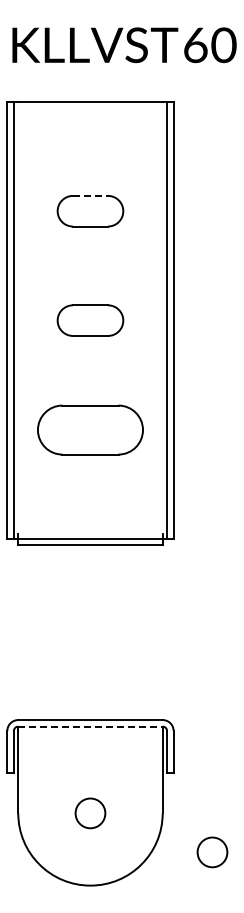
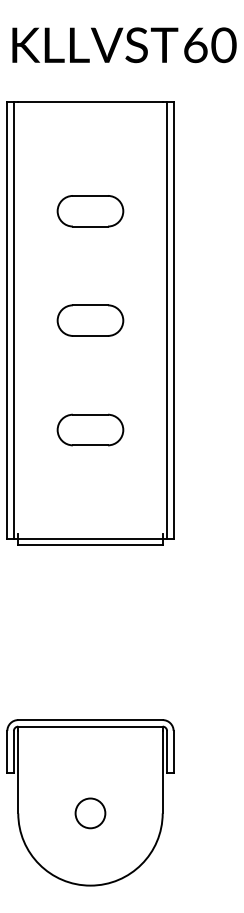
line: dashed -> solid (90, 195)
part size: 107x52 px -> 69x34 px (90, 429)
line: dashed -> solid (90, 726)
circle: present -> none (212, 852)
